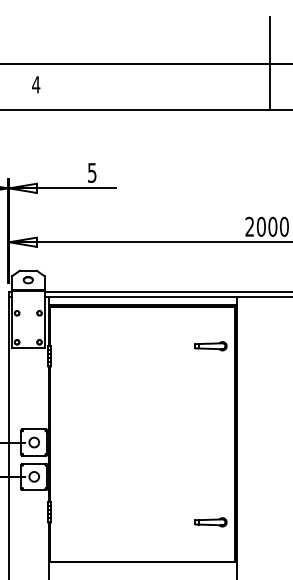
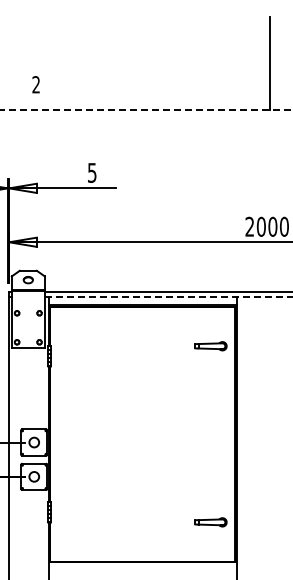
line: present -> none (145, 63)
text: 4 -> 2 (36, 84)
line: solid -> dashed (146, 110)
line: solid -> dashed (168, 297)
